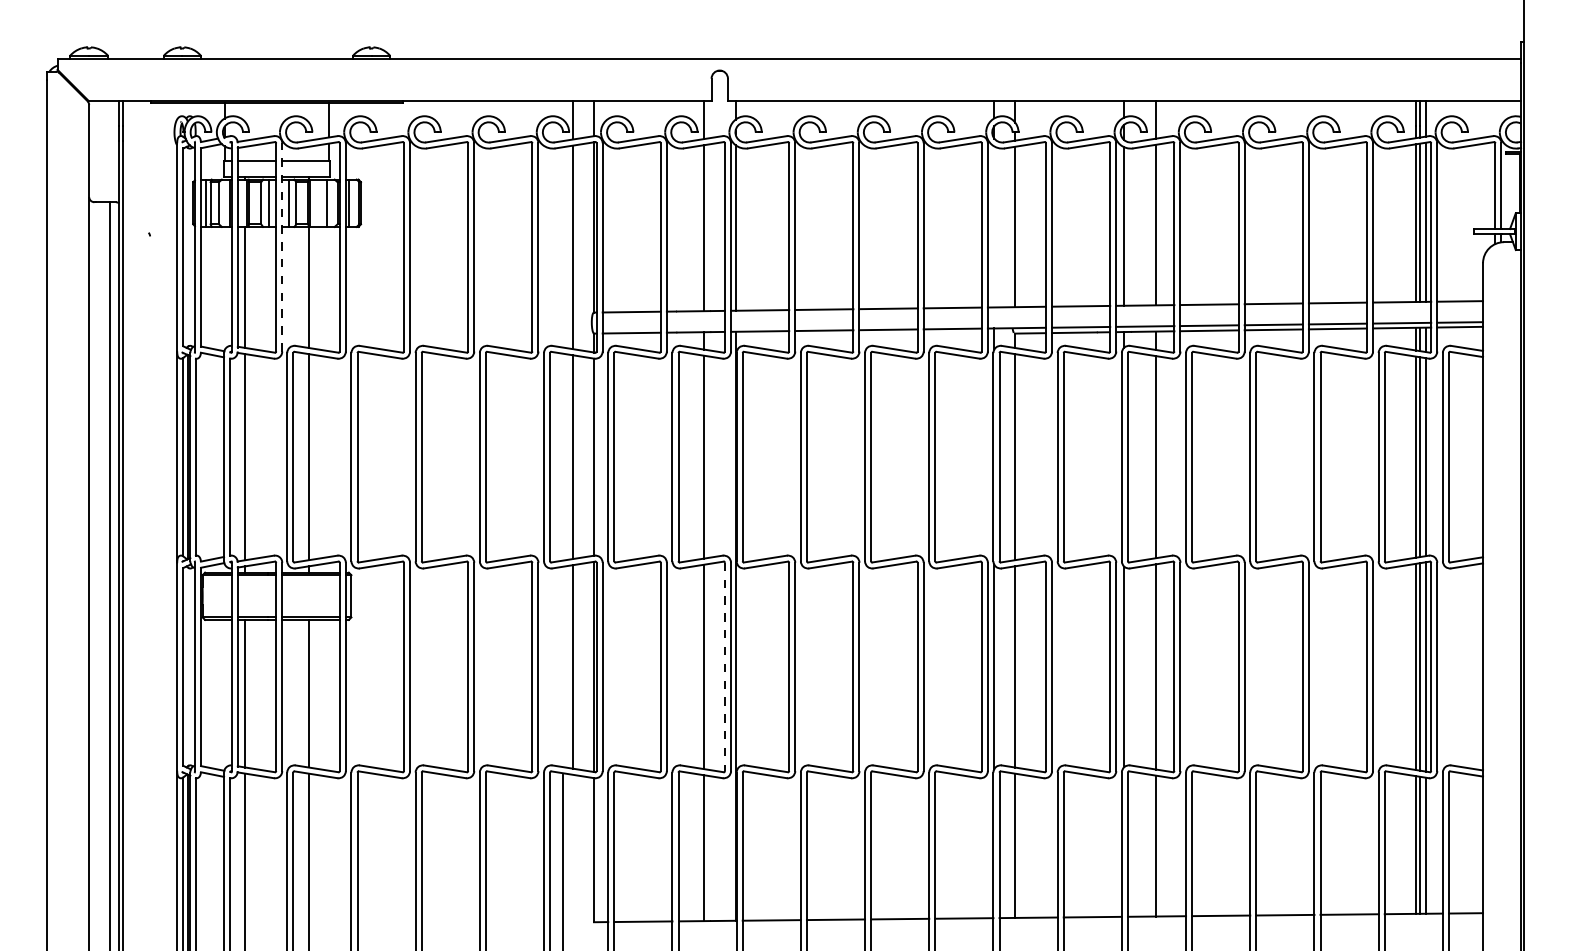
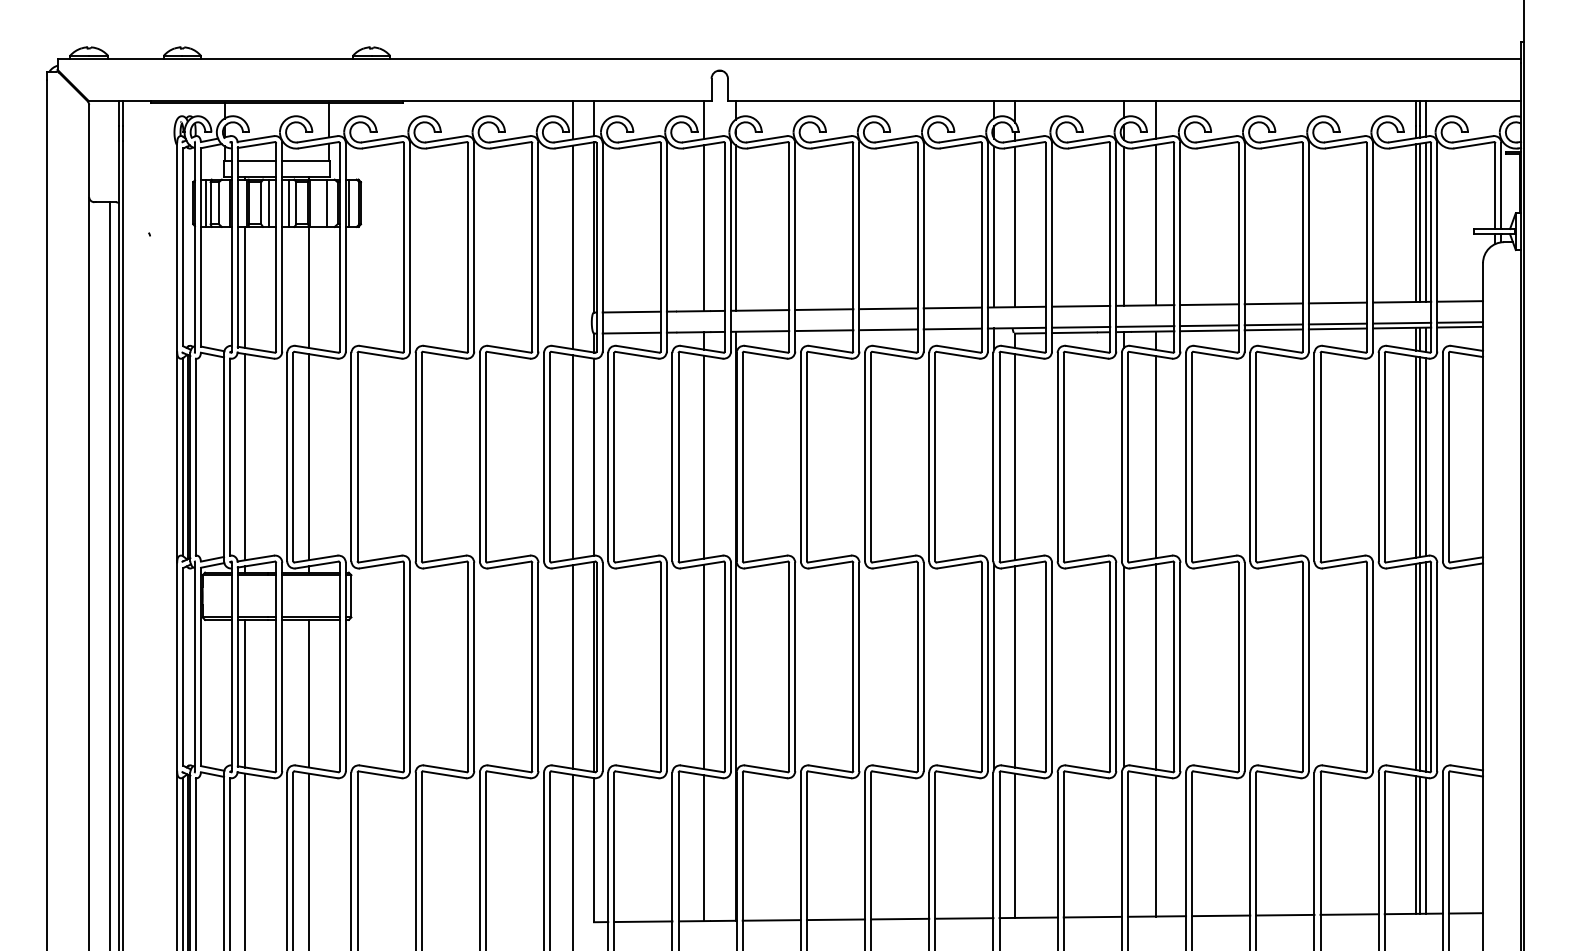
line: none -> present (994, 226)
line: dashed -> solid (282, 246)
line: dashed -> solid (725, 667)
line position: (563, 860) -> (573, 860) (573, 860)
